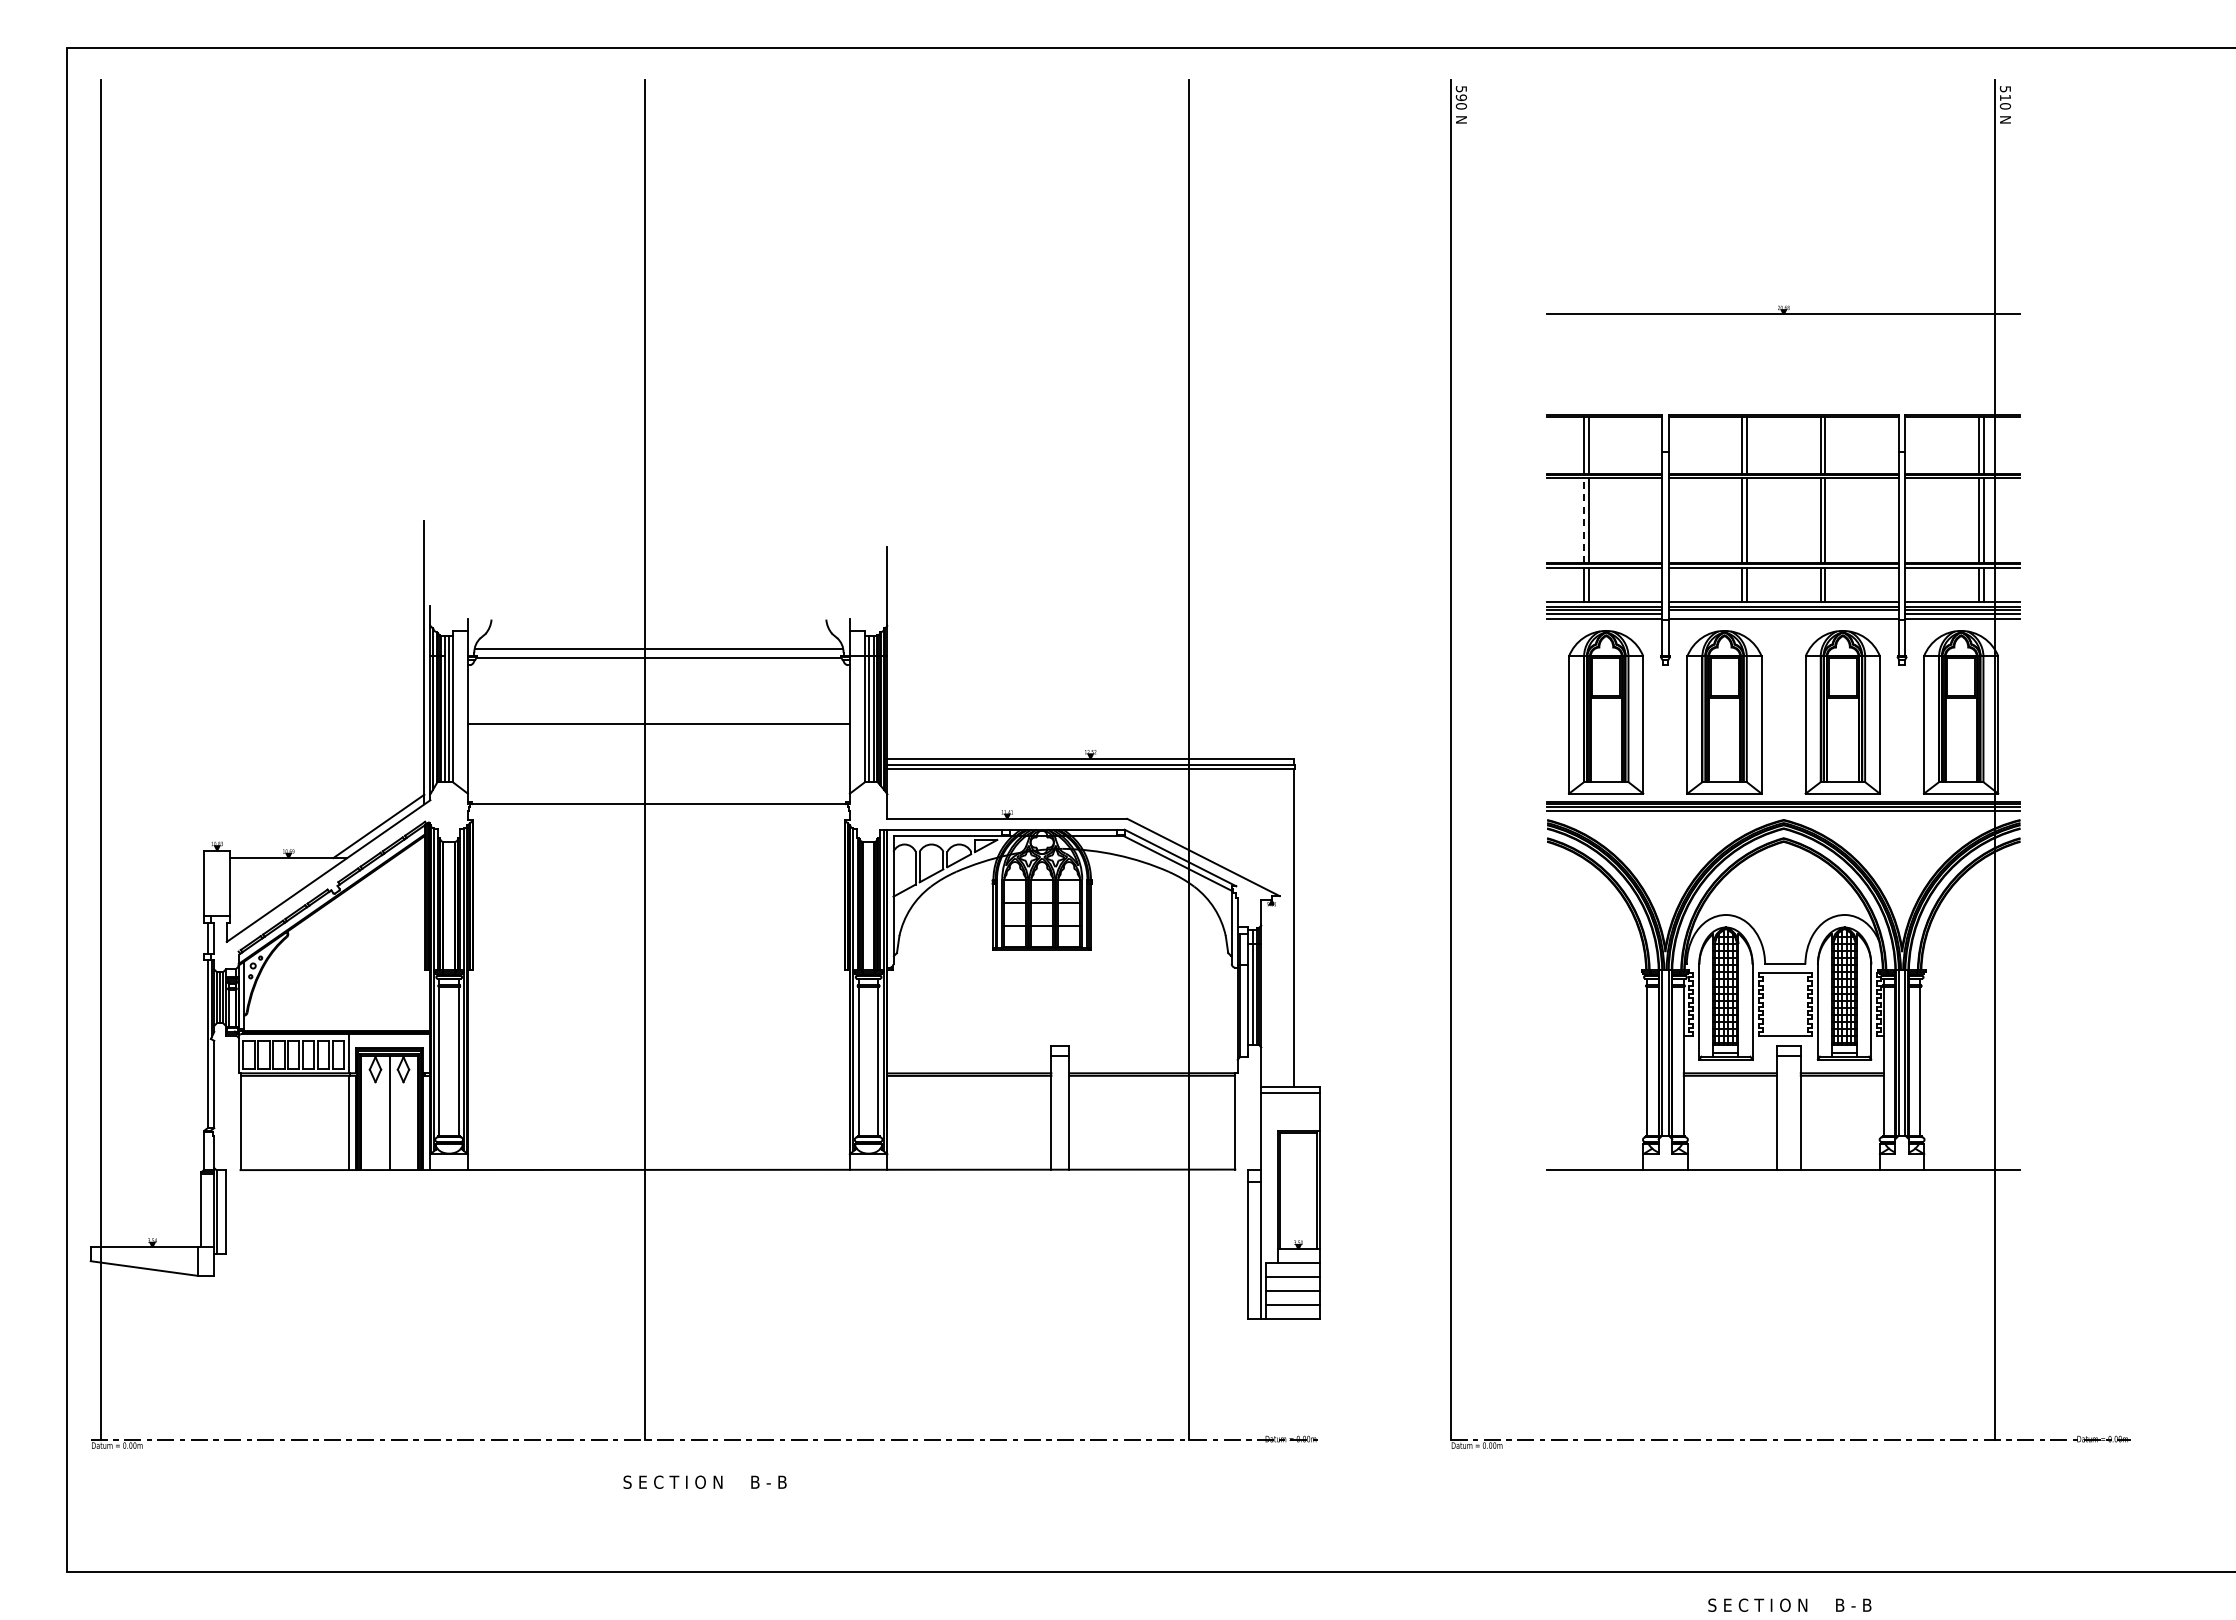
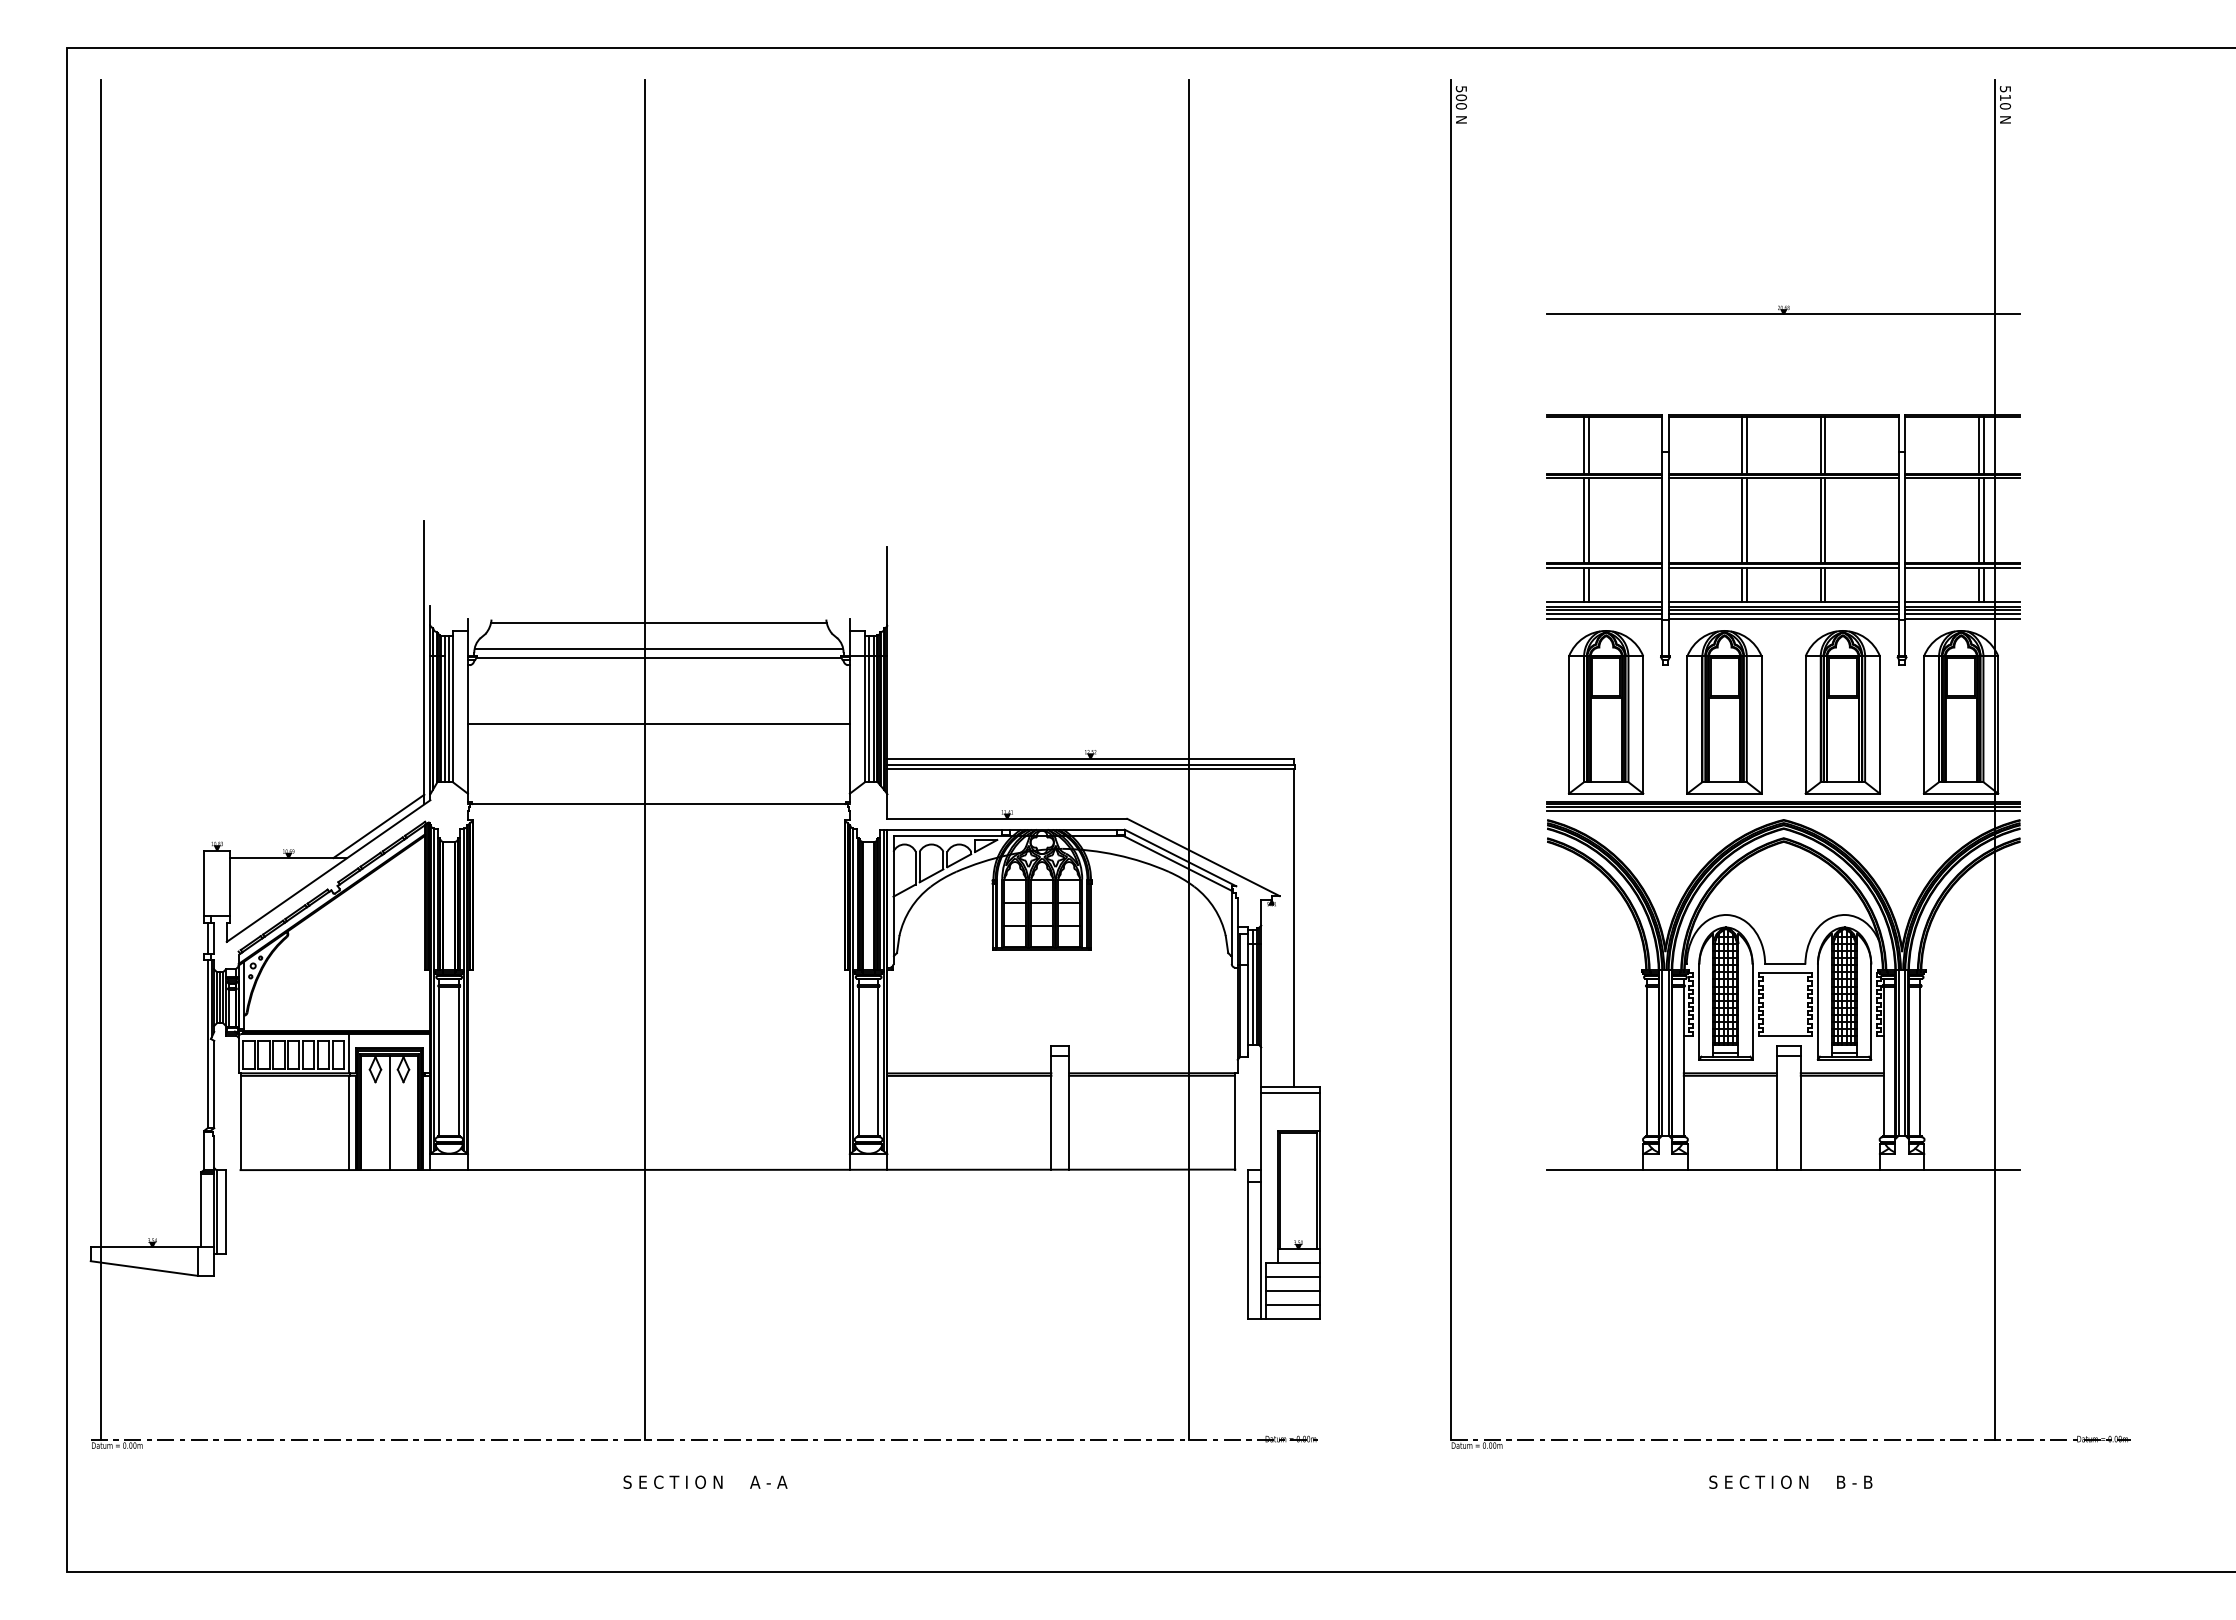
text: 590 -> 500 (1460, 97)
line: dashed -> solid (1583, 520)
line: none -> present (1783, 614)
line: none -> present (658, 623)
text: S E C T I O N     B - B -> S E C T I O N     A - A (768, 1481)
text position: (1789, 1604) -> (1790, 1481) (1790, 1481)
